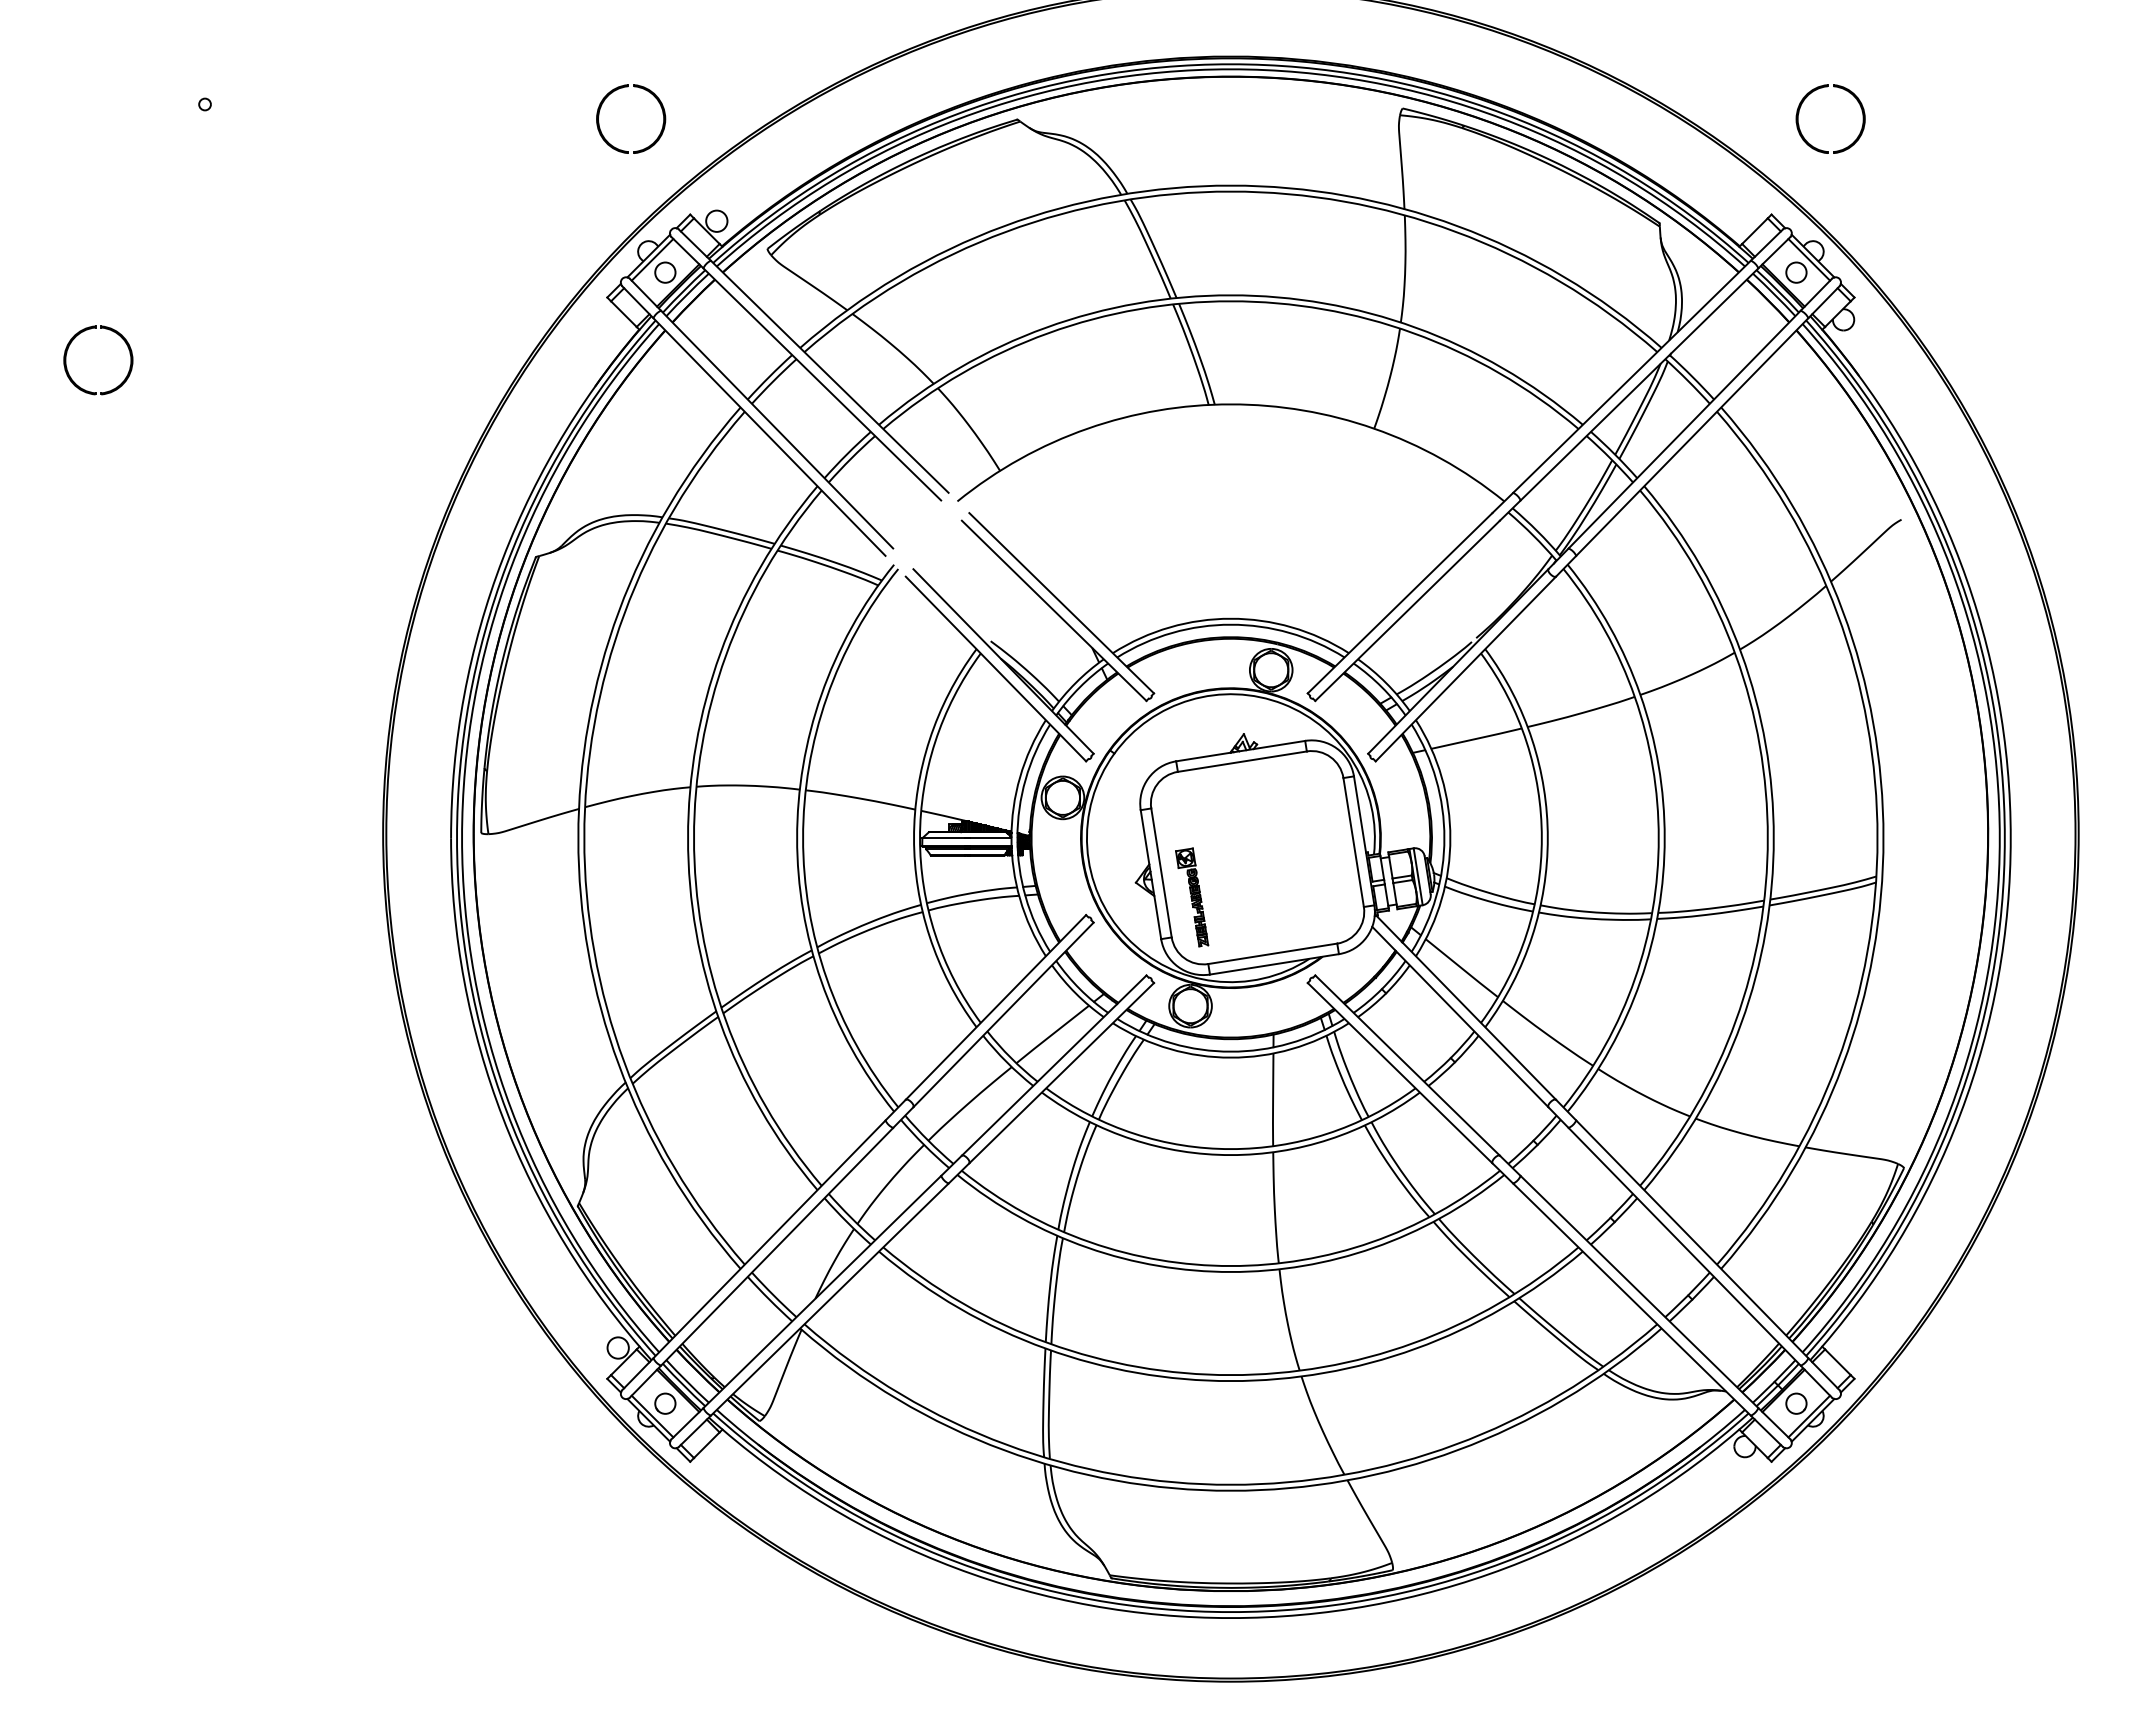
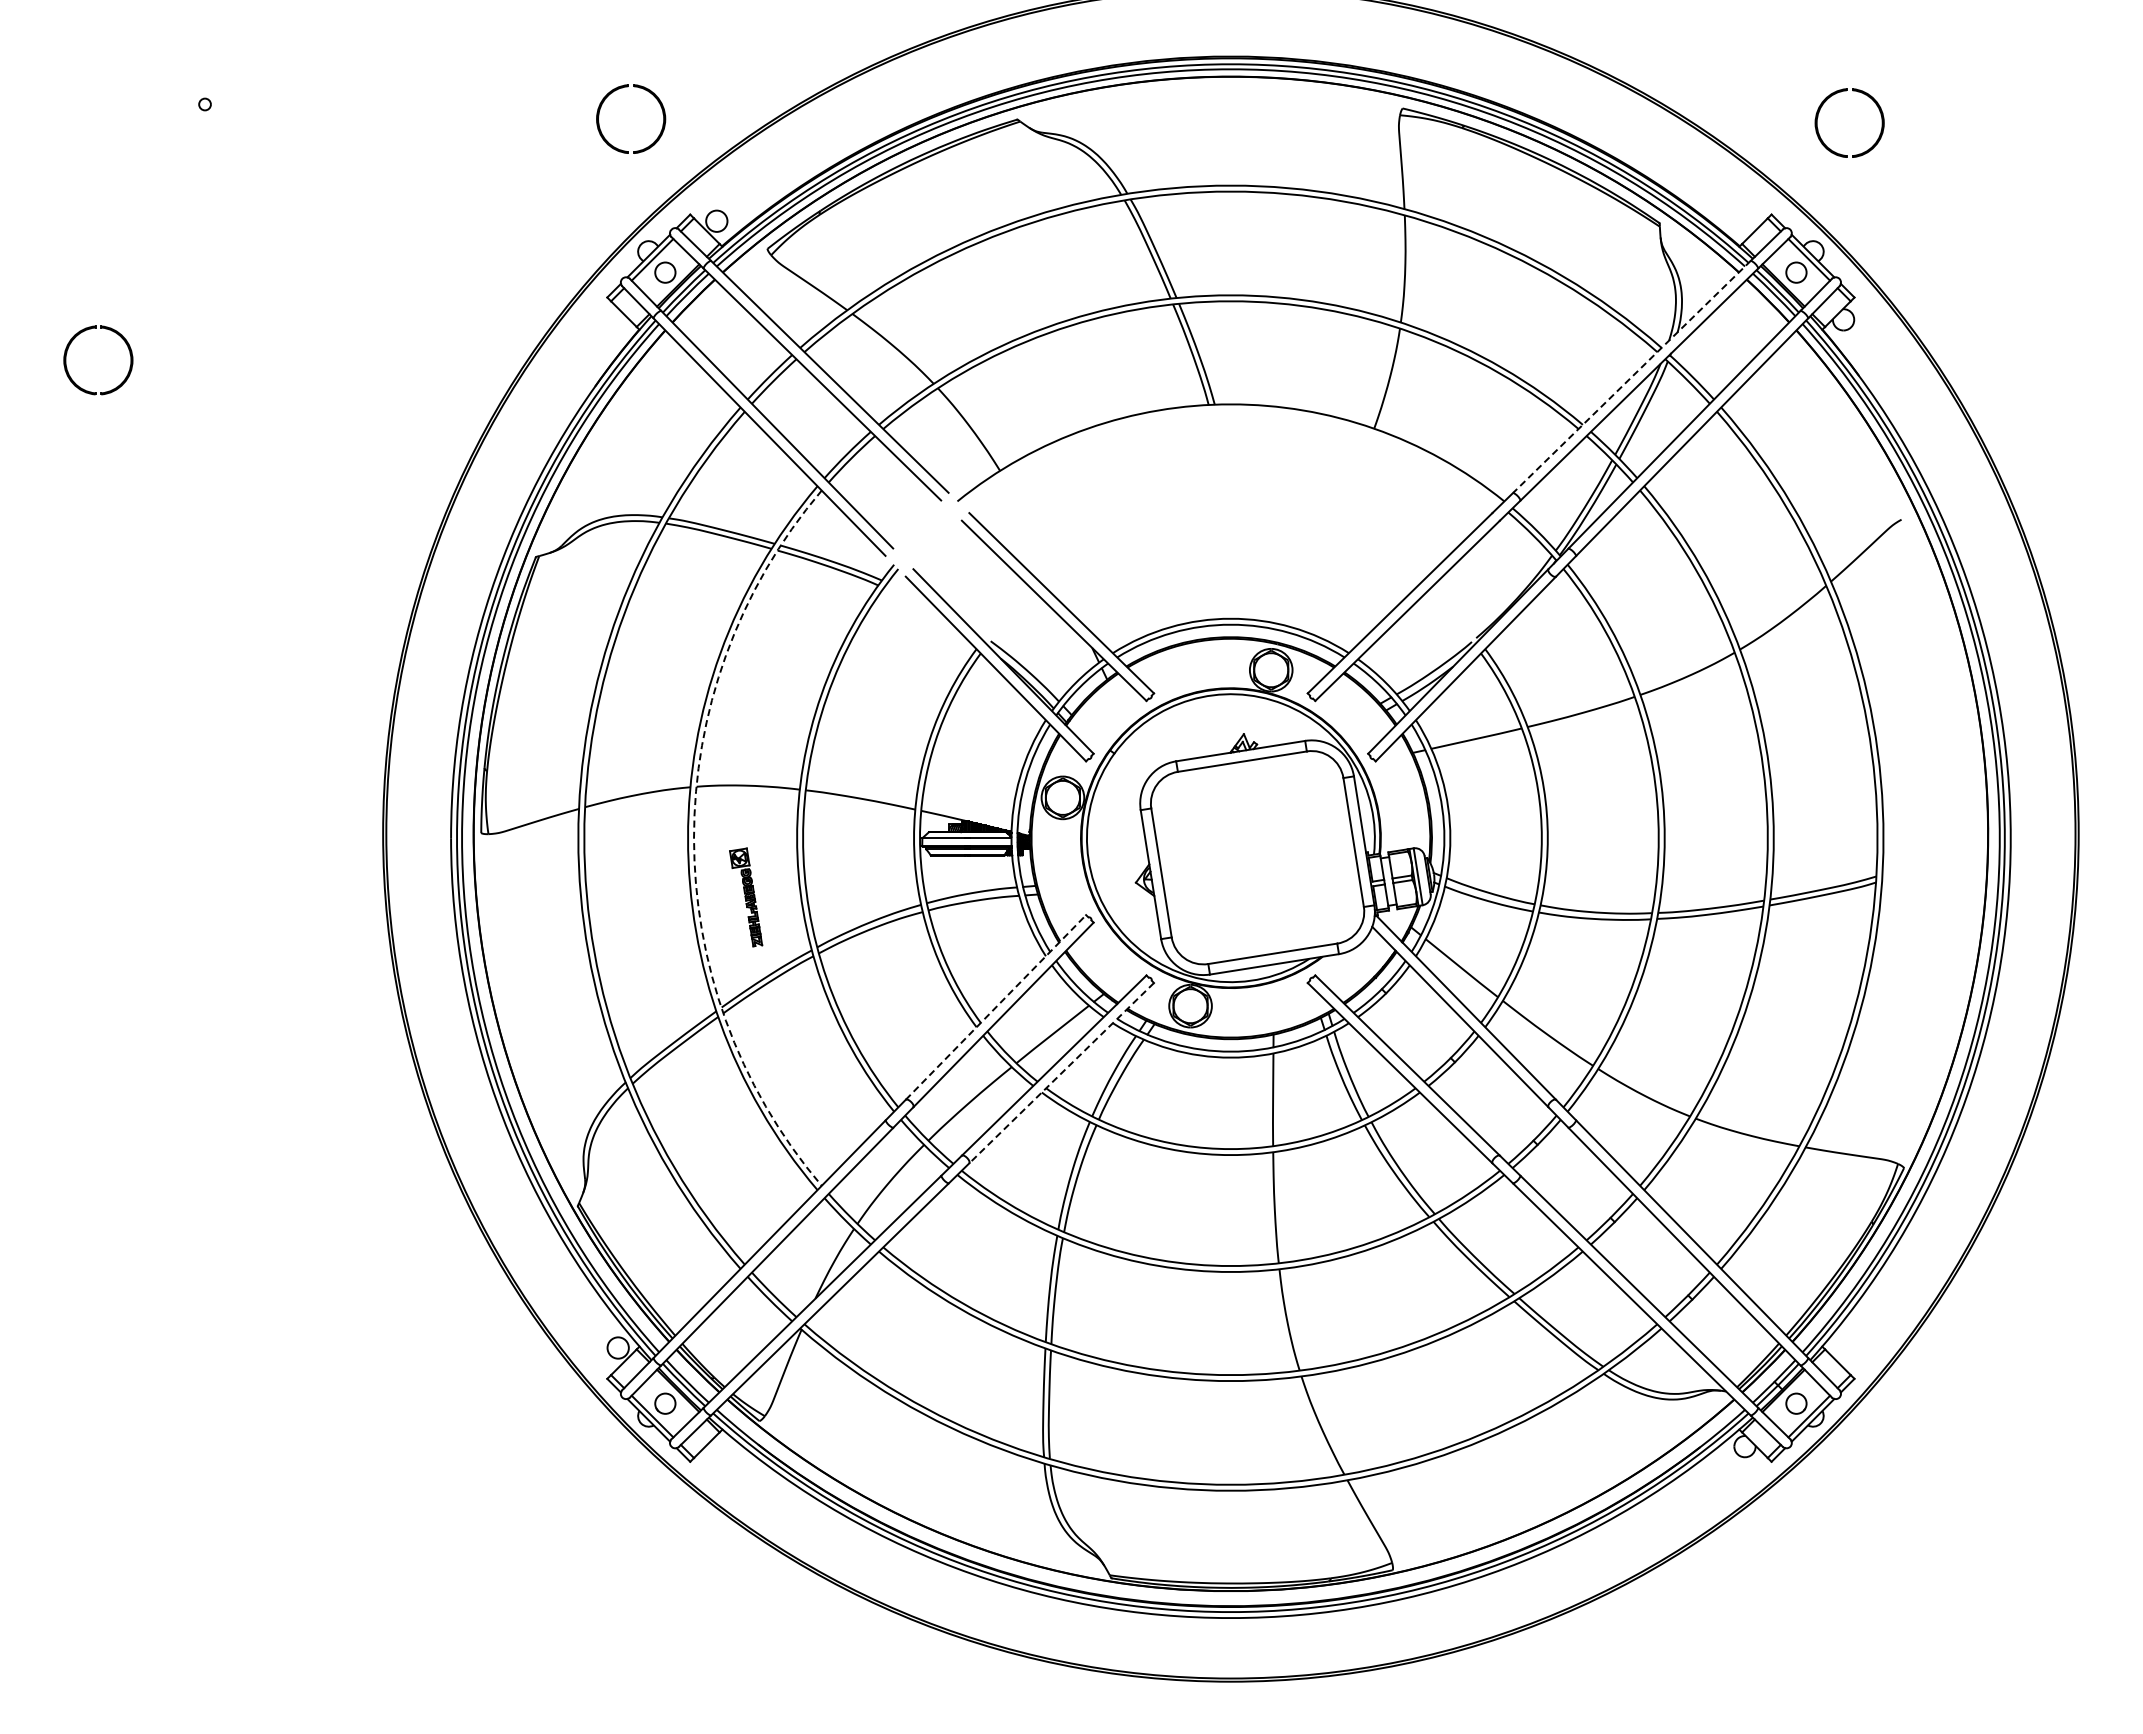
part position: (1822, 88) -> (1841, 92) (1841, 92)
line: solid -> dashed (1631, 377)
arc: solid -> dashed (694, 838)
part position: (1192, 897) -> (746, 897) (746, 897)
line: solid -> dashed (996, 1007)
line: solid -> dashed (1061, 1073)
